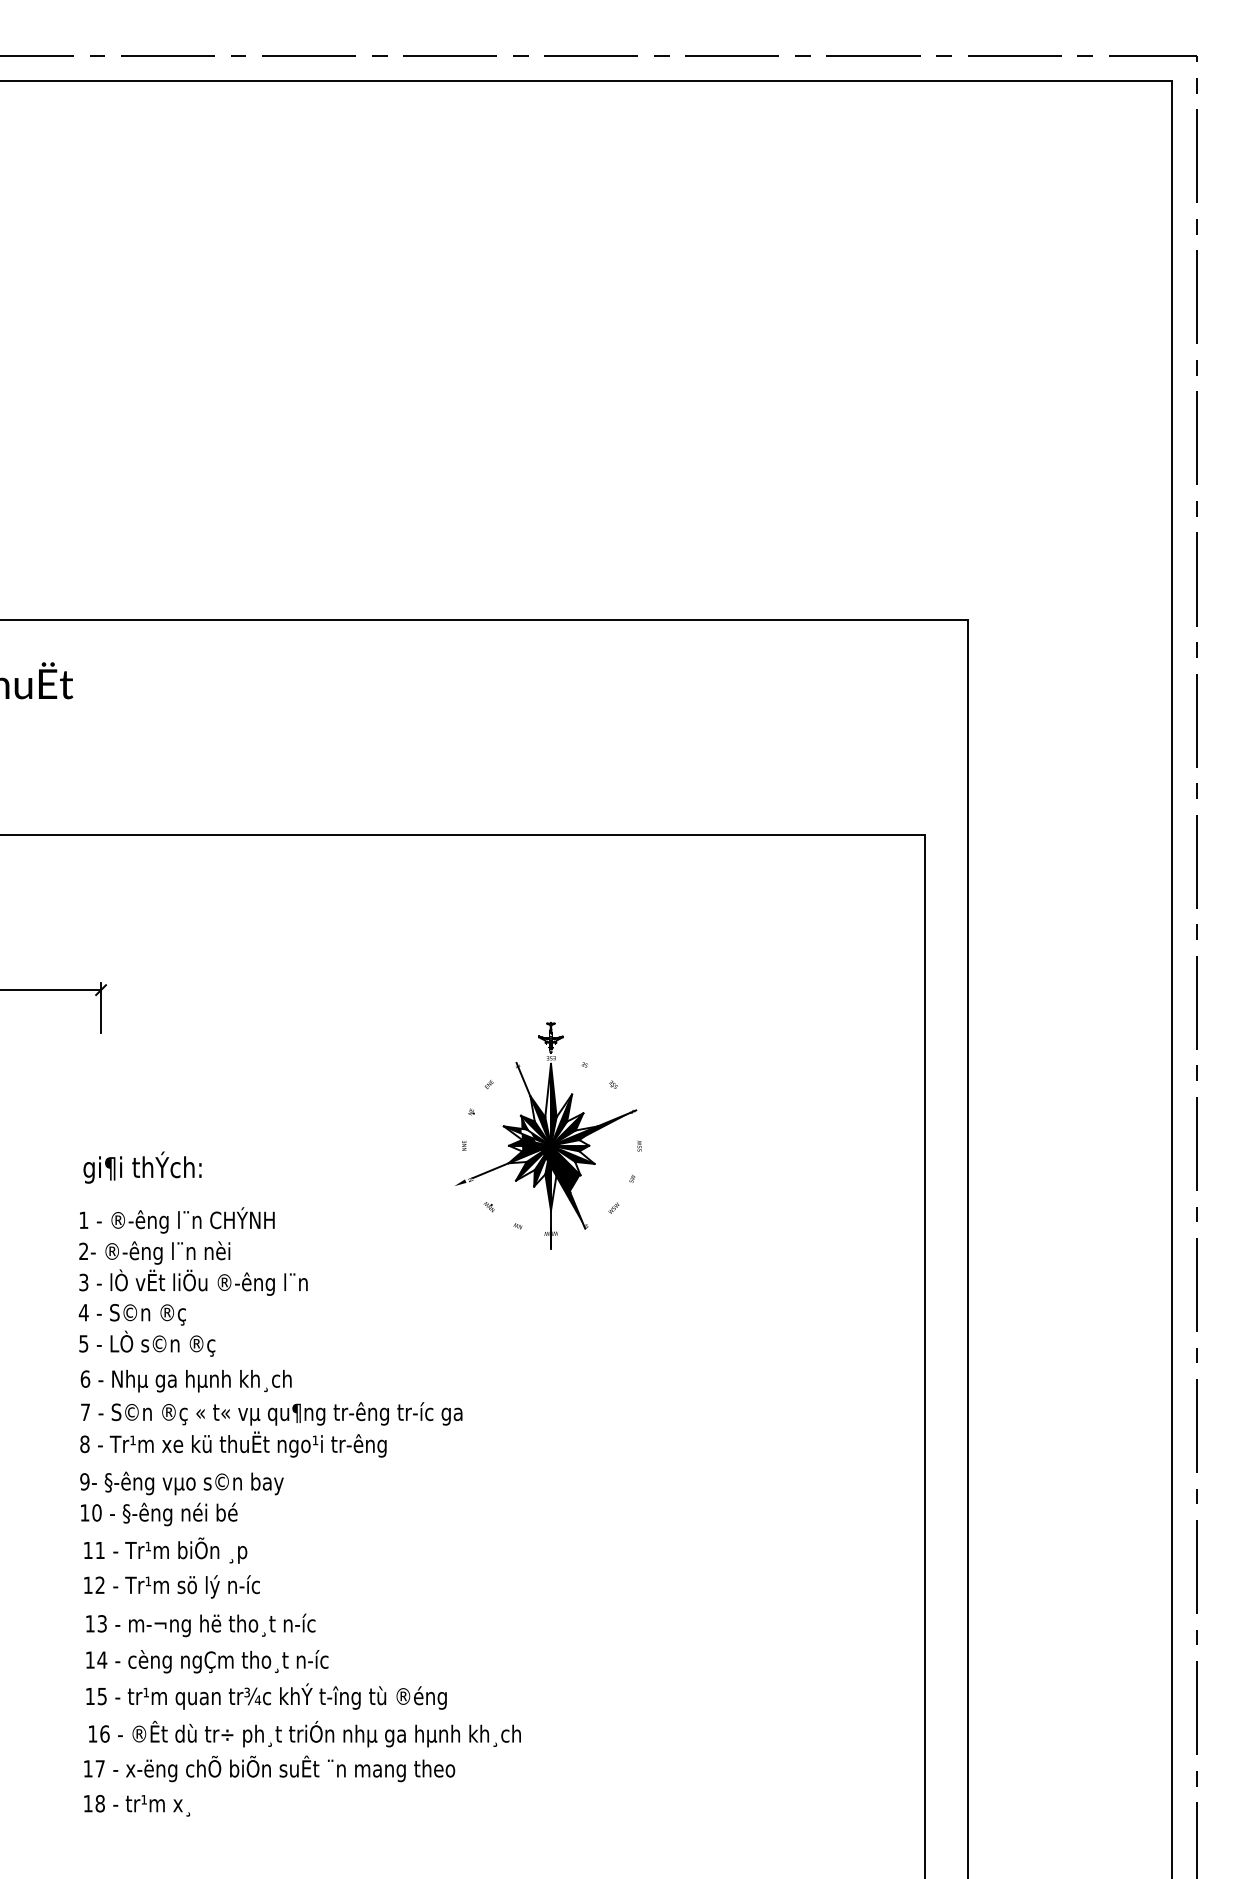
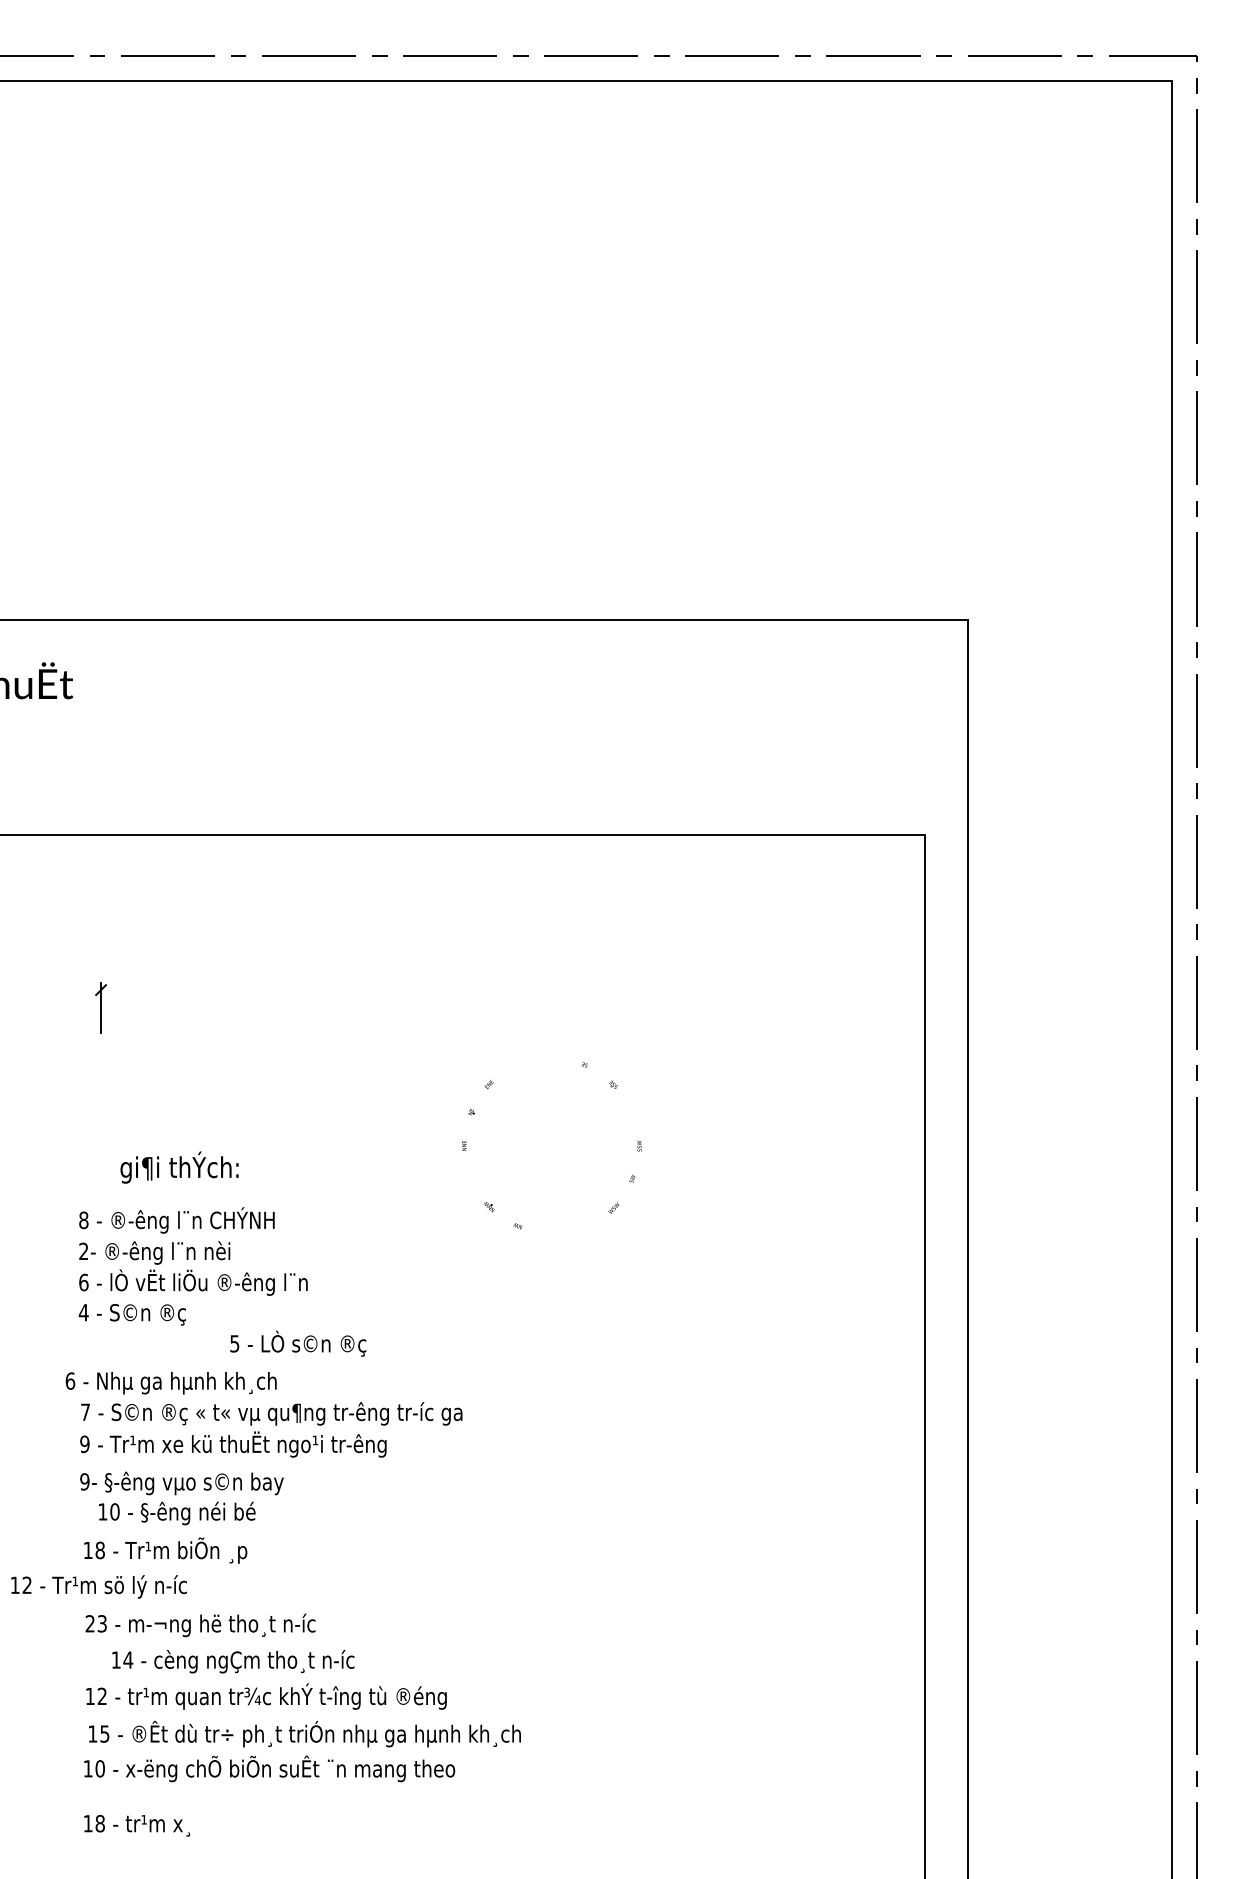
line: present -> none (51, 990)
part: present -> none (546, 1135)
text position: (142, 1167) -> (179, 1167) (179, 1167)
text: 1 -> 8 (83, 1220)
text: 3 -> 6 (83, 1282)
text position: (147, 1343) -> (298, 1343) (298, 1343)
text position: (185, 1381) -> (170, 1383) (170, 1383)
text: 8 -> 9 (84, 1444)
text position: (159, 1514) -> (177, 1513) (177, 1513)
text: 11 -> 18 (99, 1550)
text position: (171, 1586) -> (98, 1586) (98, 1586)
text: 13 -> 23 (89, 1623)
text position: (207, 1661) -> (233, 1661) (233, 1661)
text: 15 -> 12 (101, 1696)
text: 16 -> 15 (104, 1733)
text: 17 -> 10 (99, 1768)
text position: (137, 1805) -> (137, 1825) (137, 1825)
